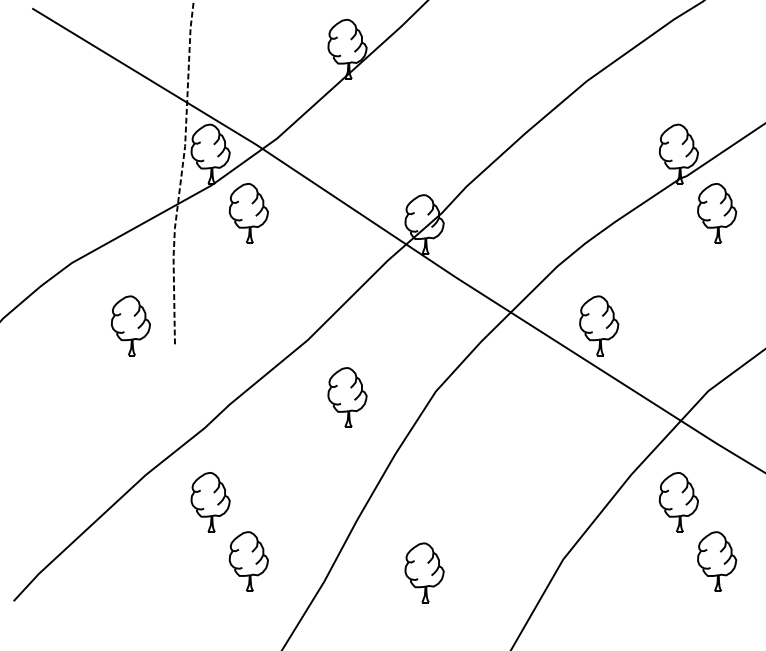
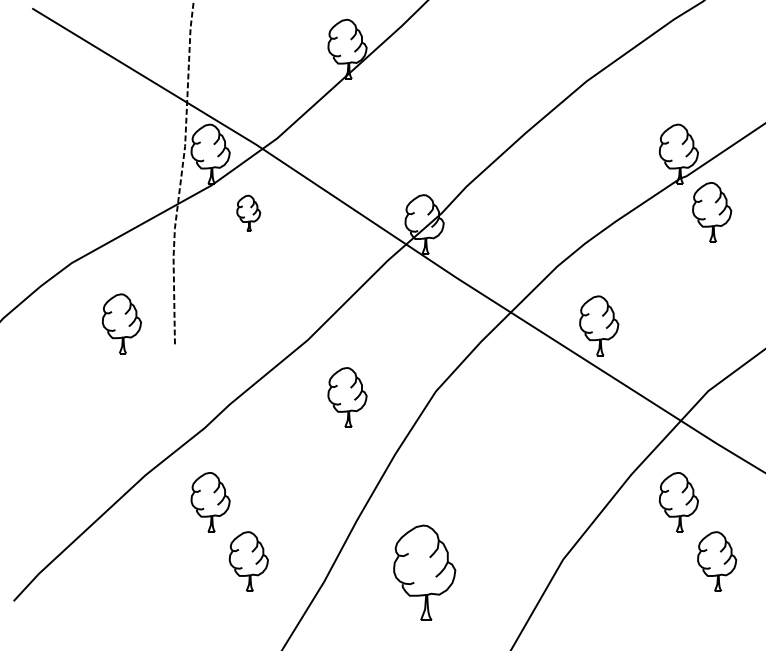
part size: 41x61 px -> 26x38 px (248, 212)
part position: (717, 213) -> (712, 212) (712, 212)
part position: (130, 325) -> (121, 323) (121, 323)
part size: 41x62 px -> 64x97 px (424, 572)
